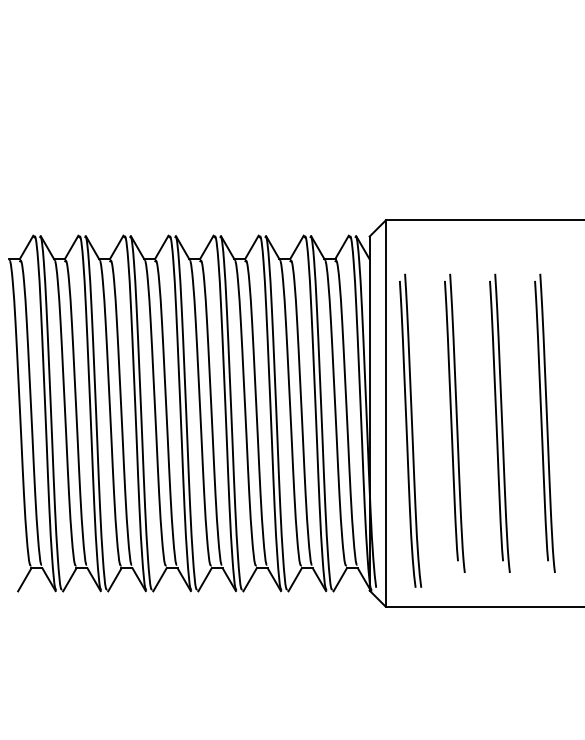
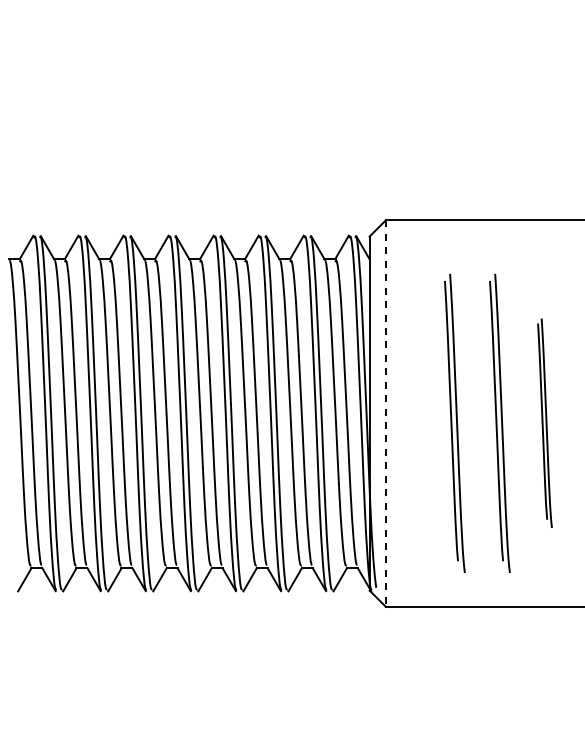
line: solid -> dashed (385, 414)
part size: 22x300 px -> 16x210 px (544, 422)
part: present -> none (410, 430)
